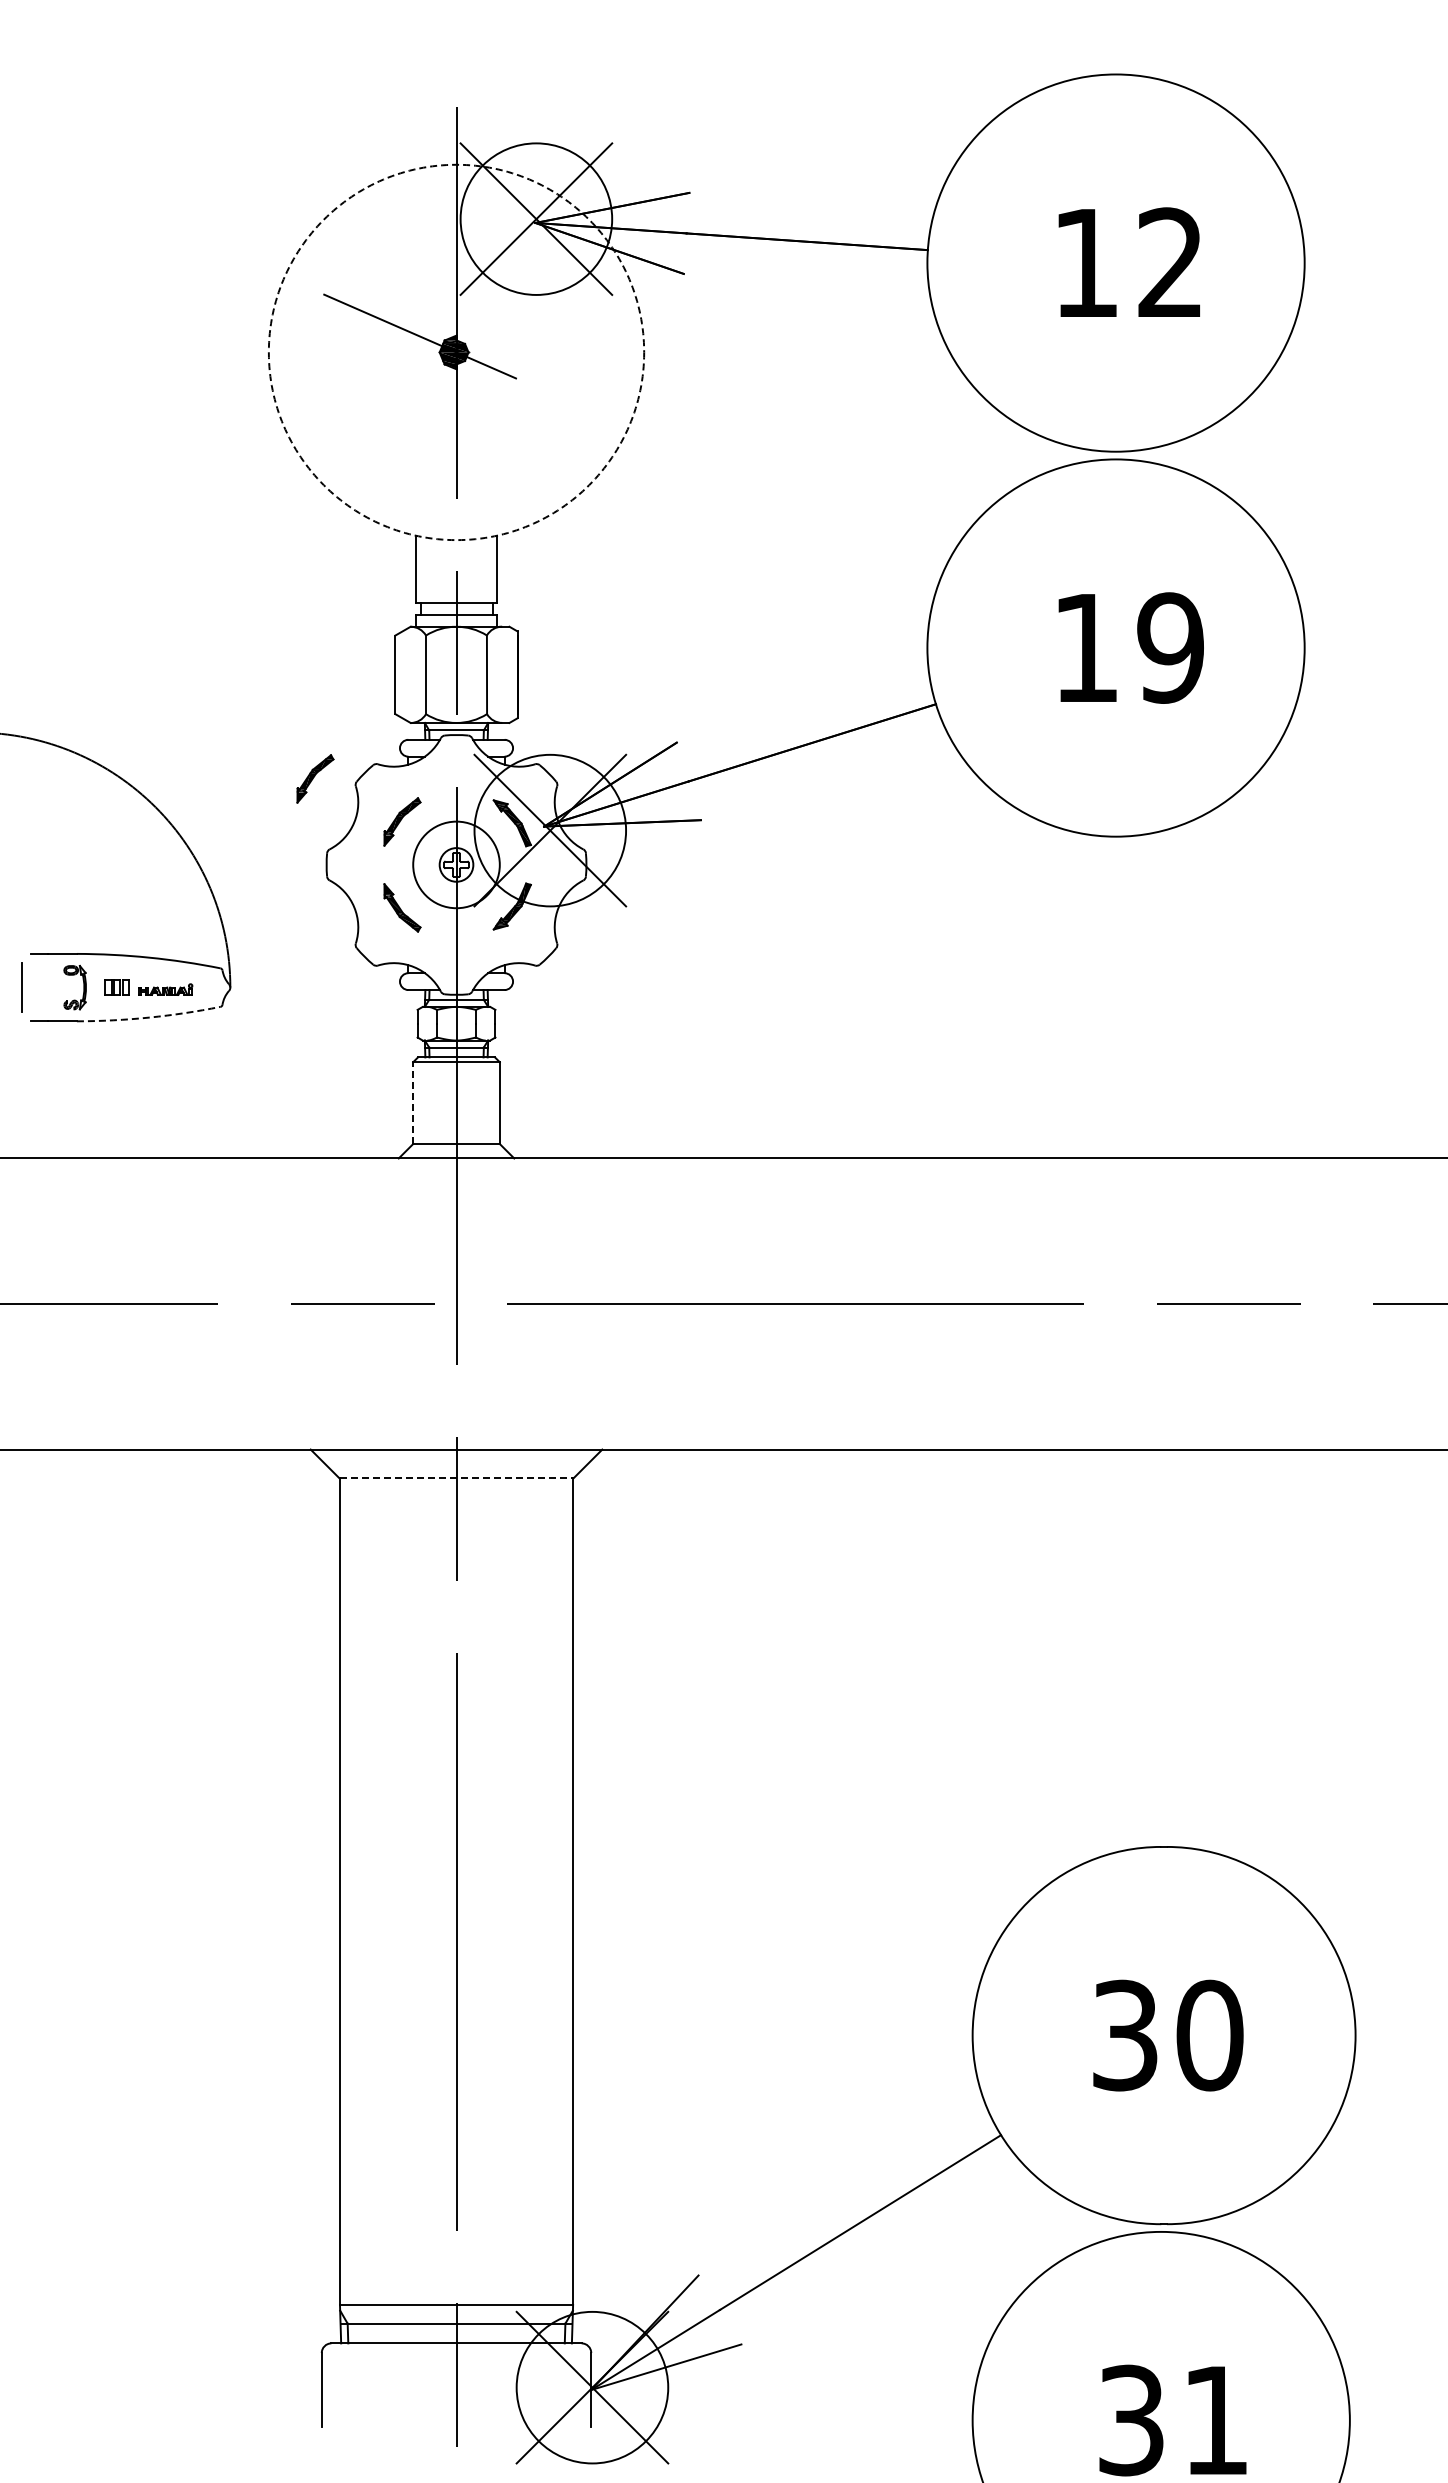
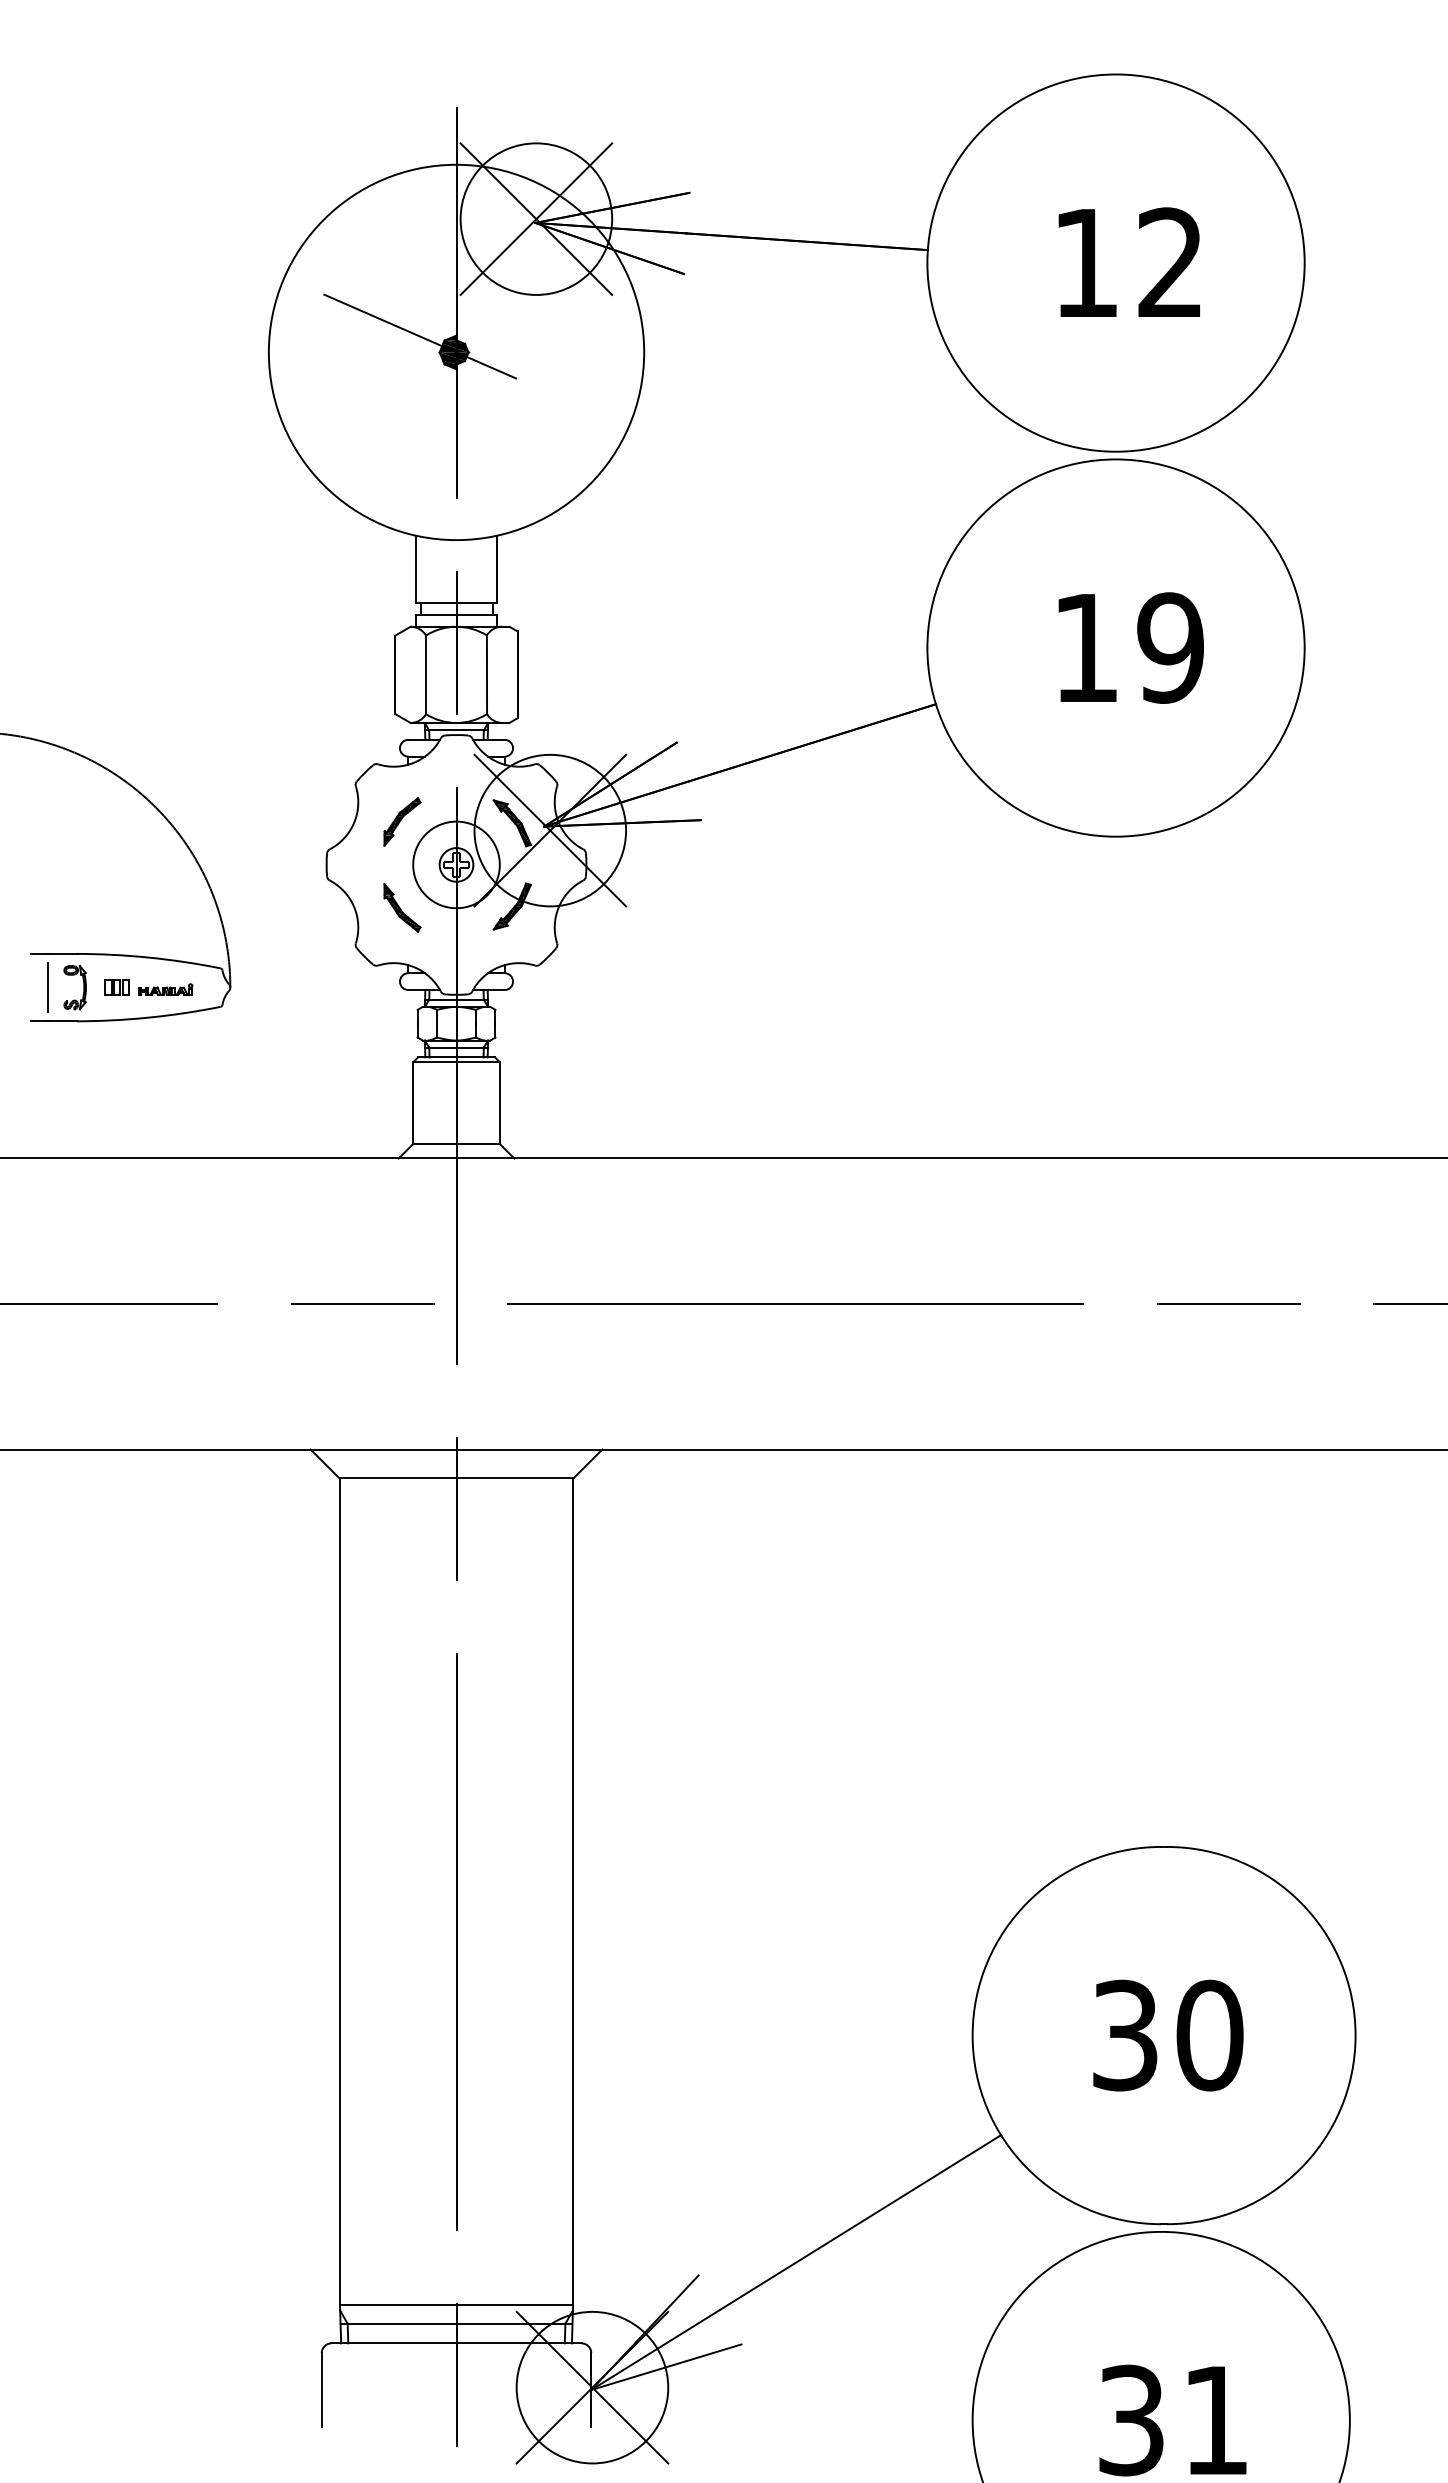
circle: dashed -> solid (456, 352)
part: present -> none (315, 778)
line position: (21, 987) -> (47, 987) (47, 987)
arc: dashed -> solid (149, 1017)
line: dashed -> solid (413, 1103)
line: dashed -> solid (456, 1478)
